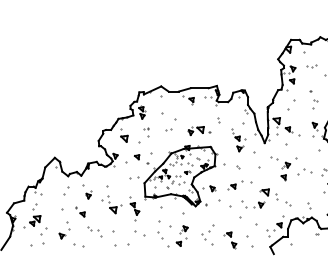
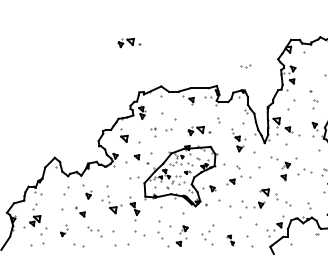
part: none -> present (129, 43)
part position: (311, 66) -> (245, 66) (245, 66)
part position: (146, 132) -> (153, 132) (153, 132)
part position: (239, 185) -> (238, 180) (238, 180)
part size: 13x19 px -> 9x14 px (64, 230)
part size: 15x19 px -> 9x13 px (230, 240)
